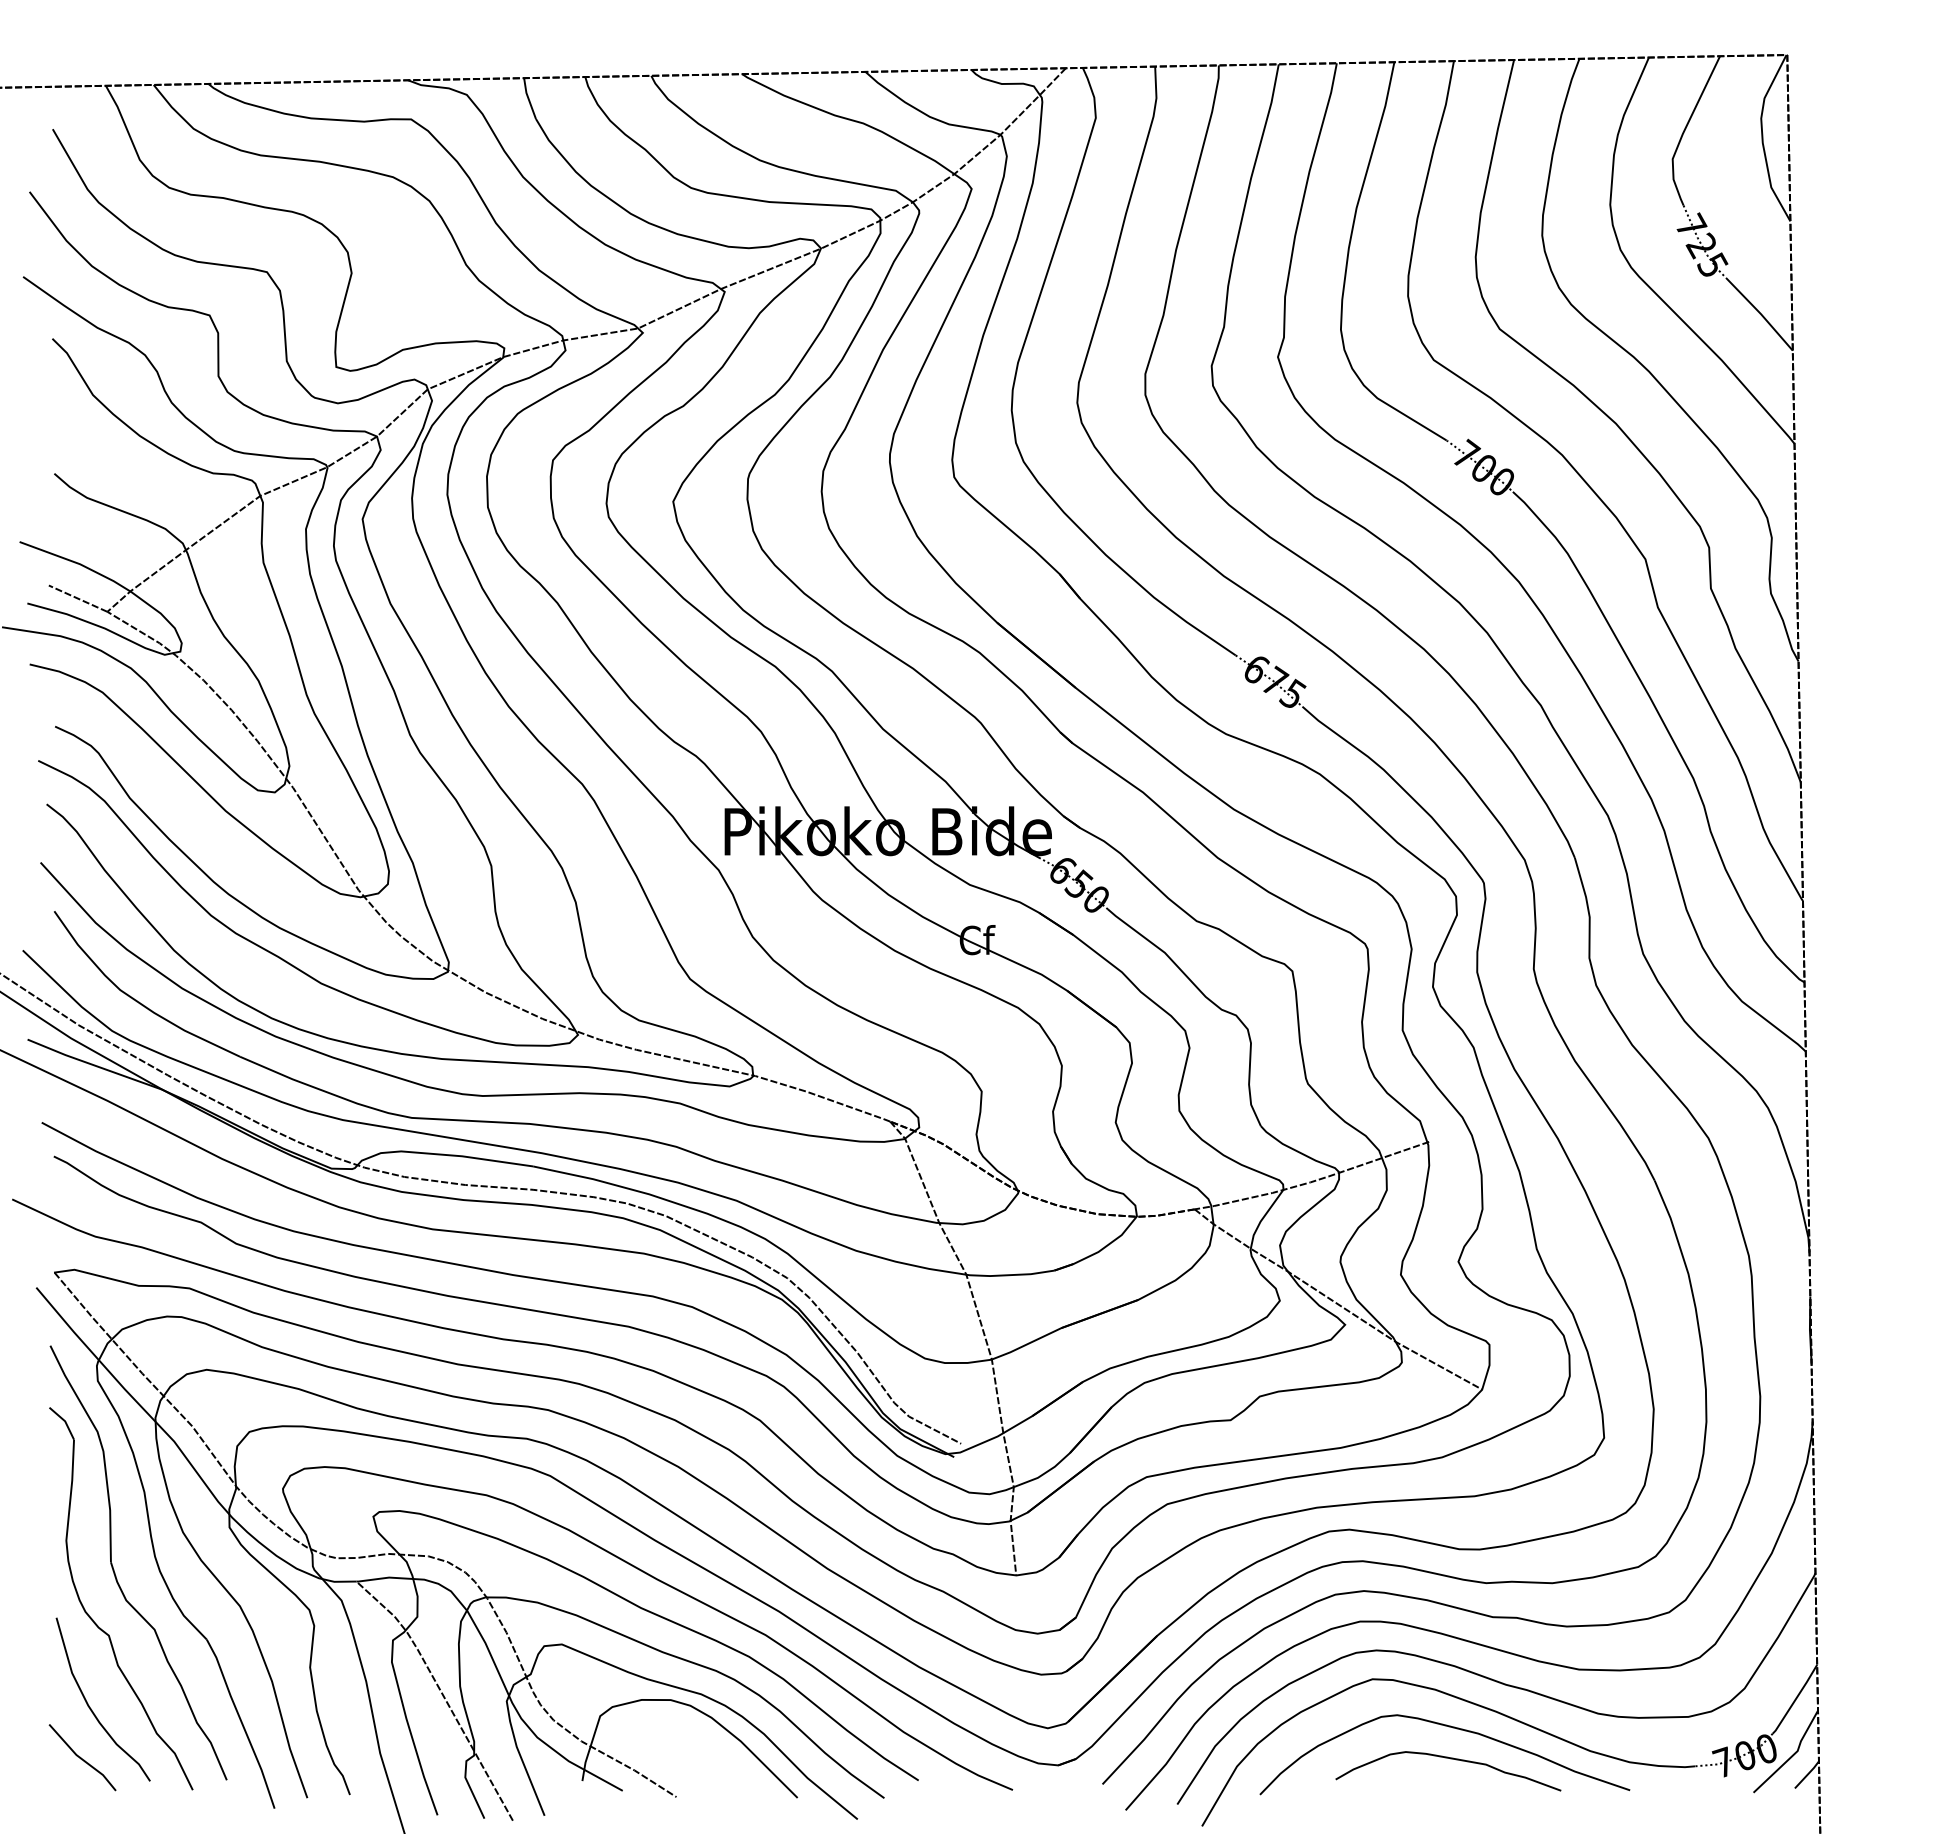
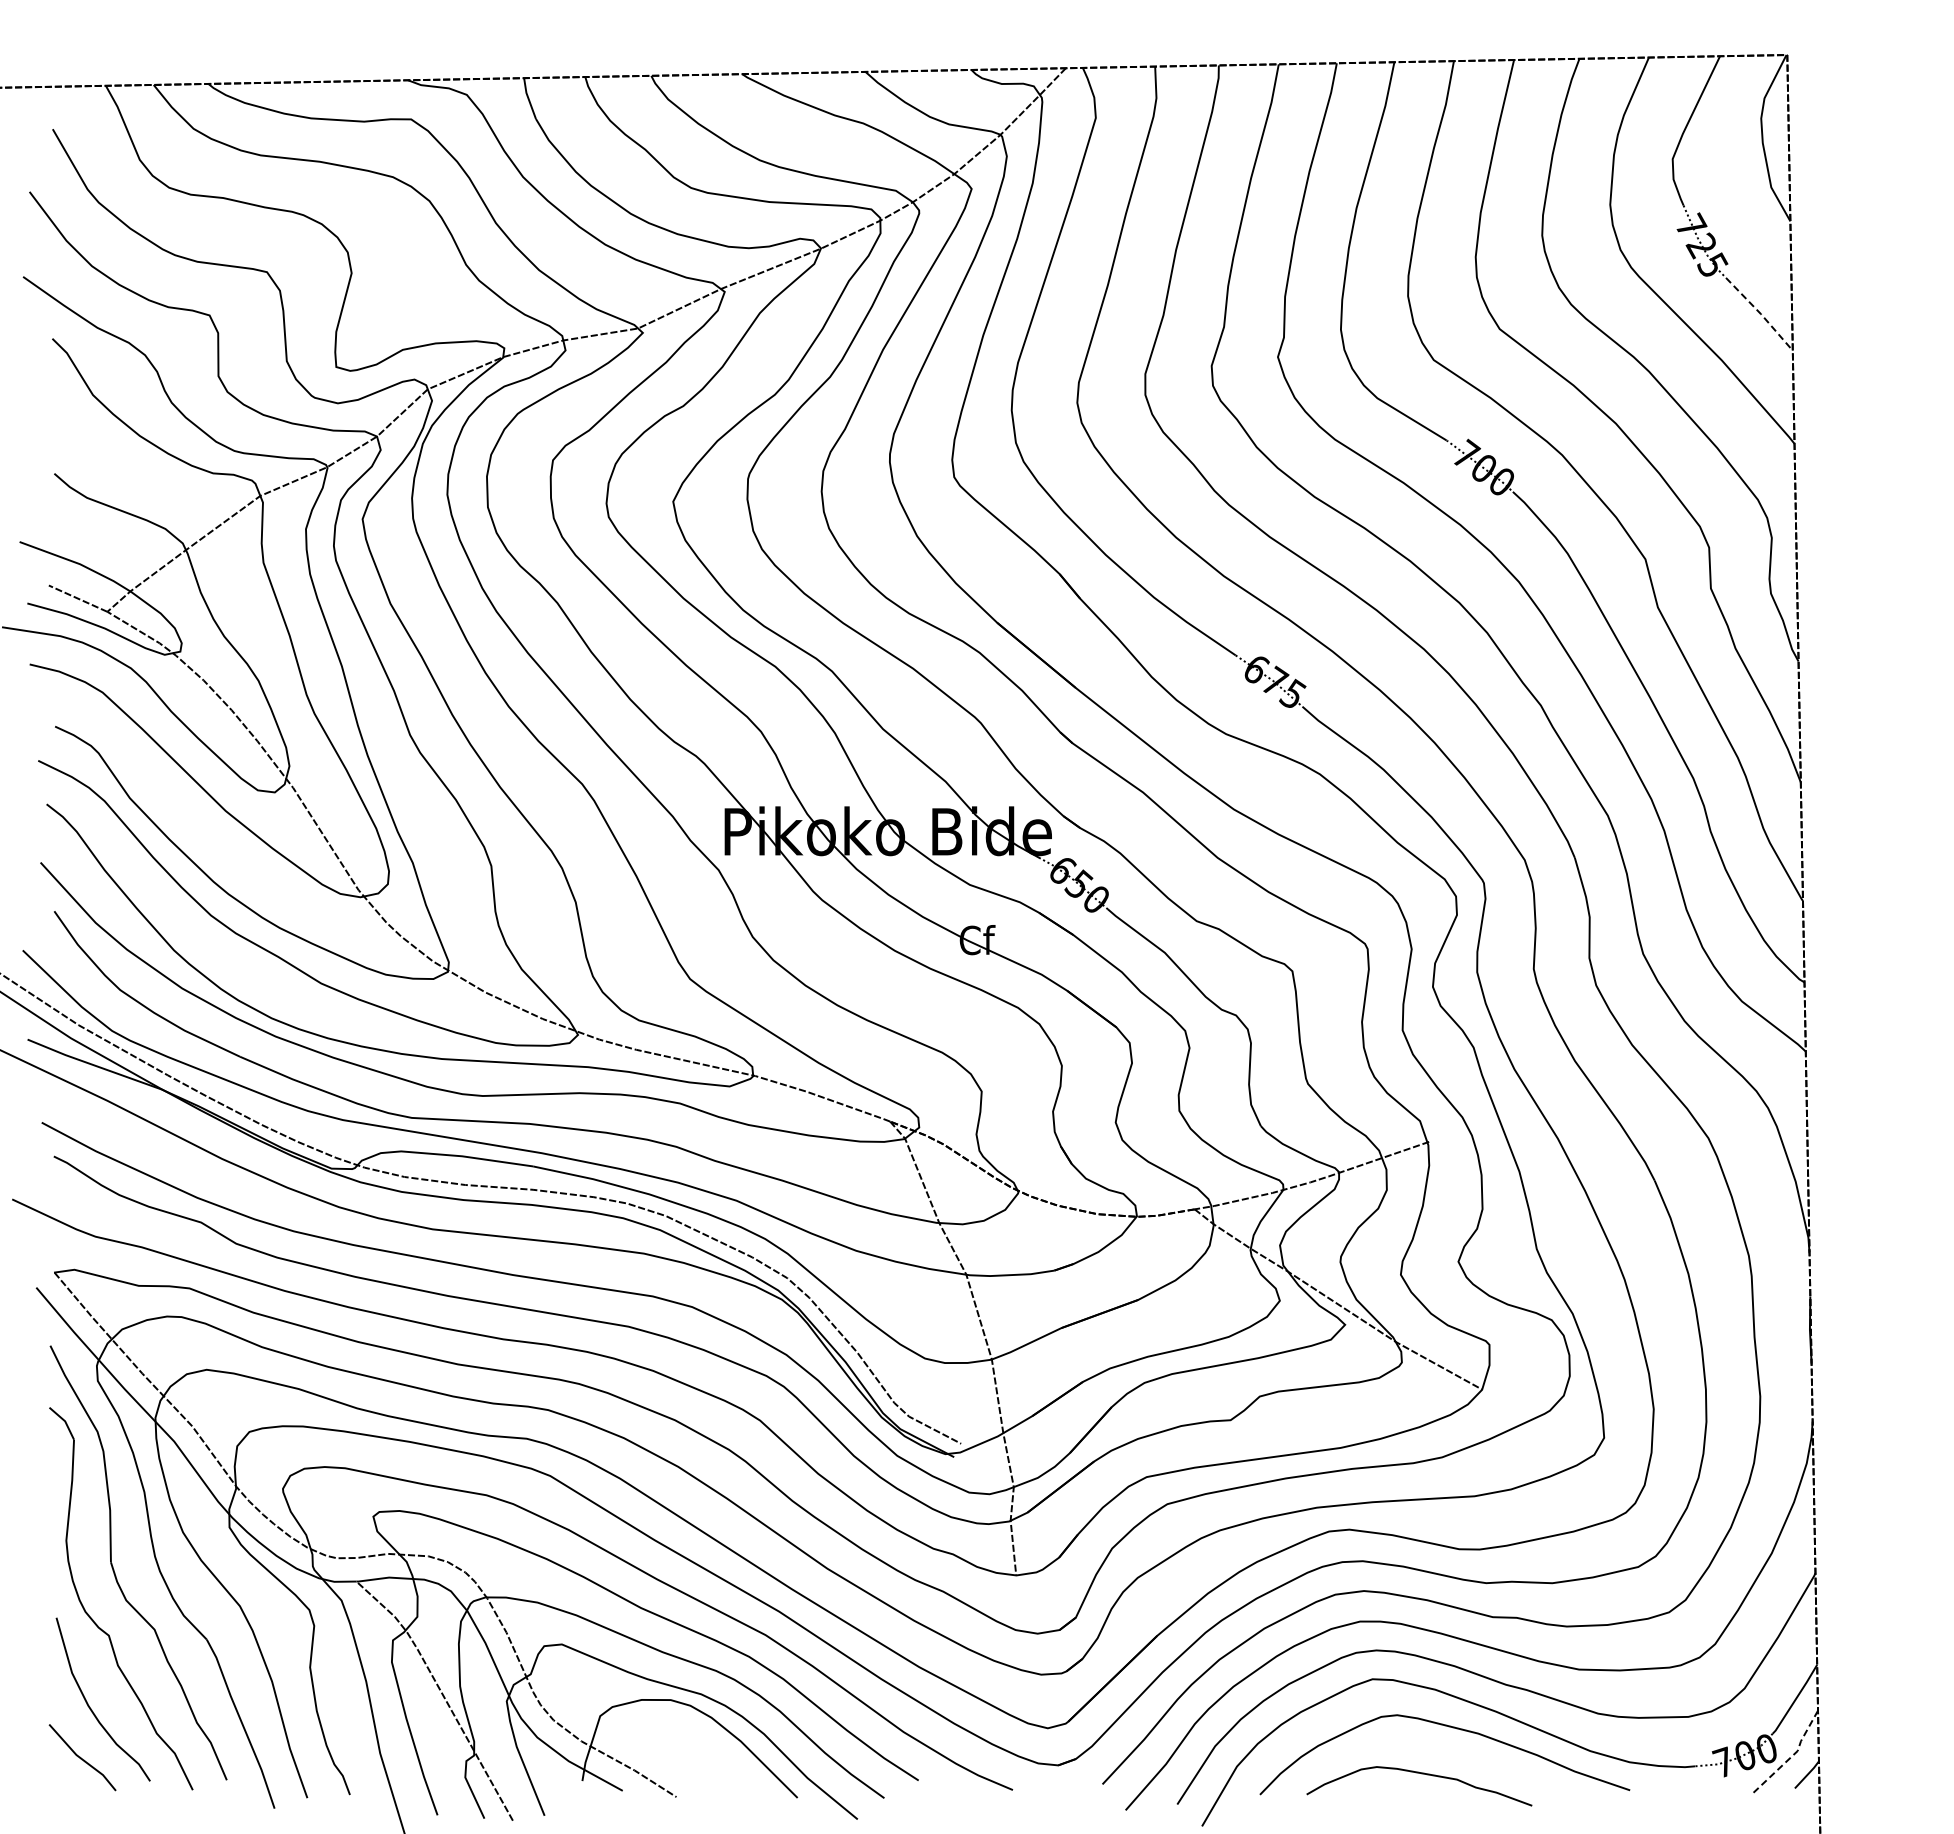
line: solid -> dashed (1761, 314)
line: solid -> dashed (1793, 1755)
curve position: (1450, 1759) -> (1421, 1774) (1421, 1774)
